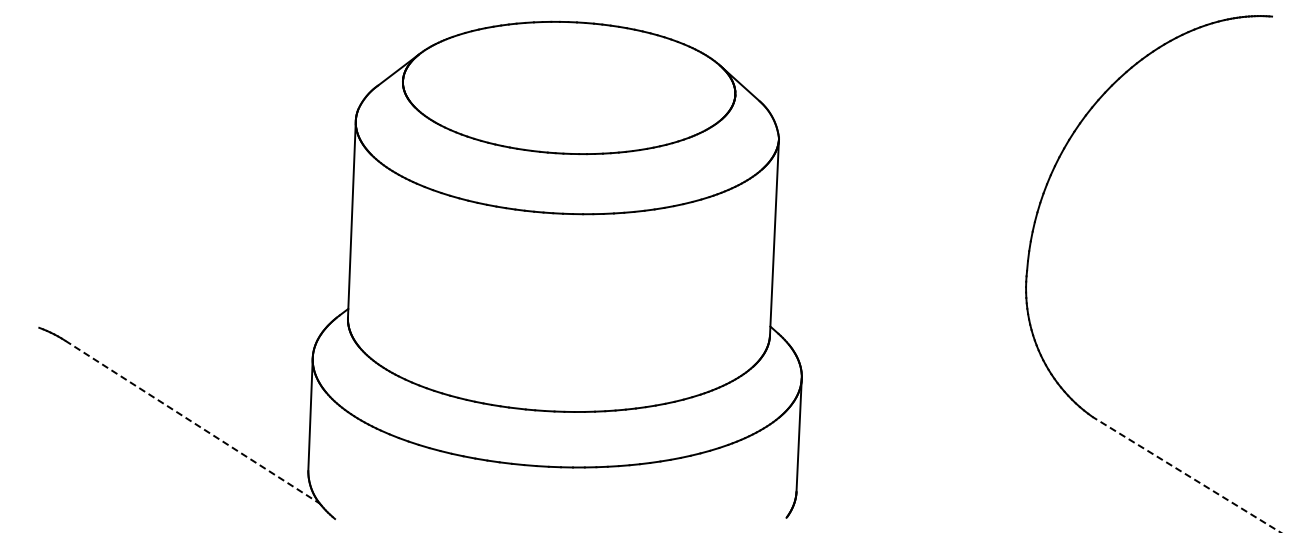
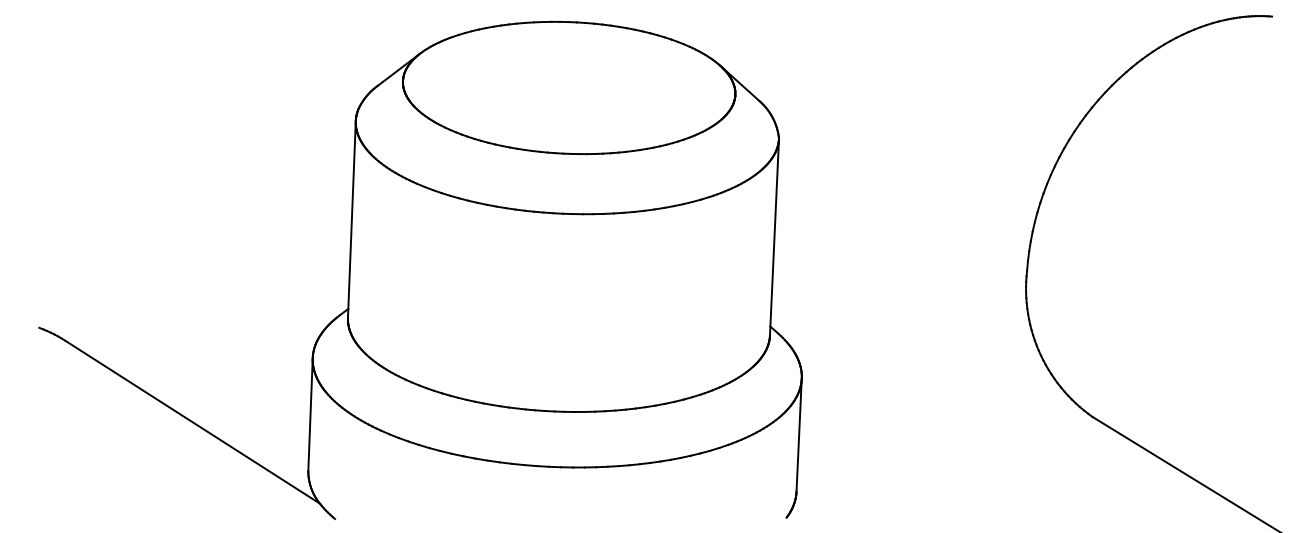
line: dashed -> solid (193, 422)
line: dashed -> solid (1186, 474)
